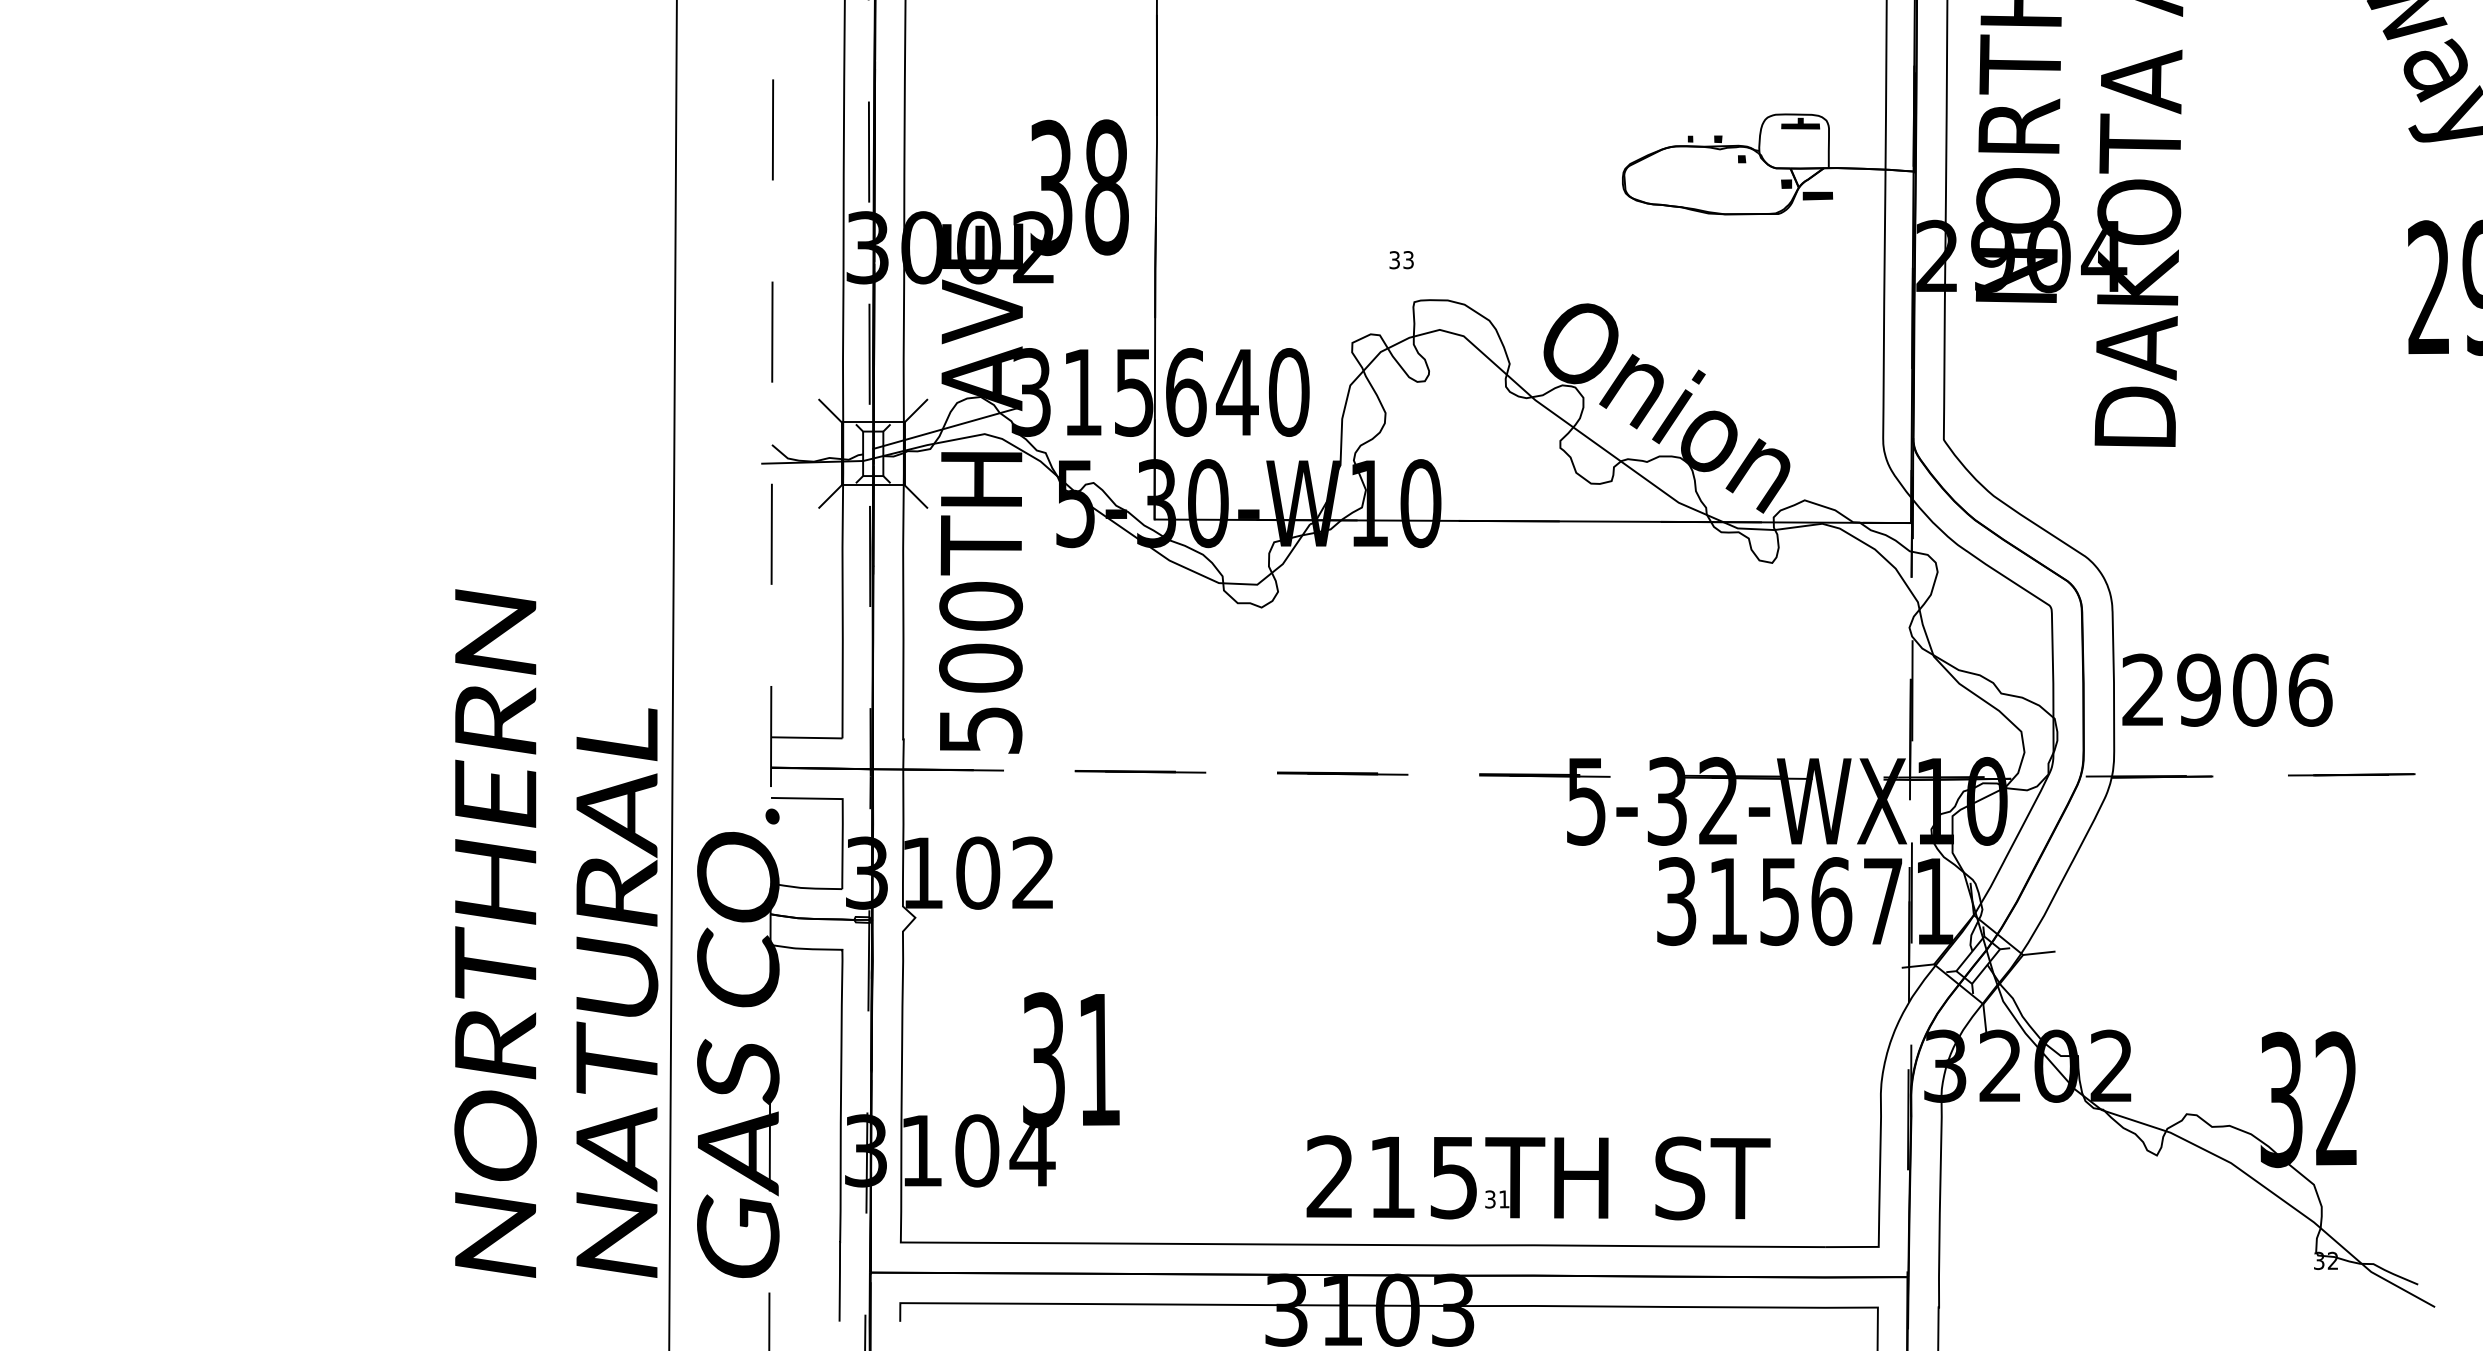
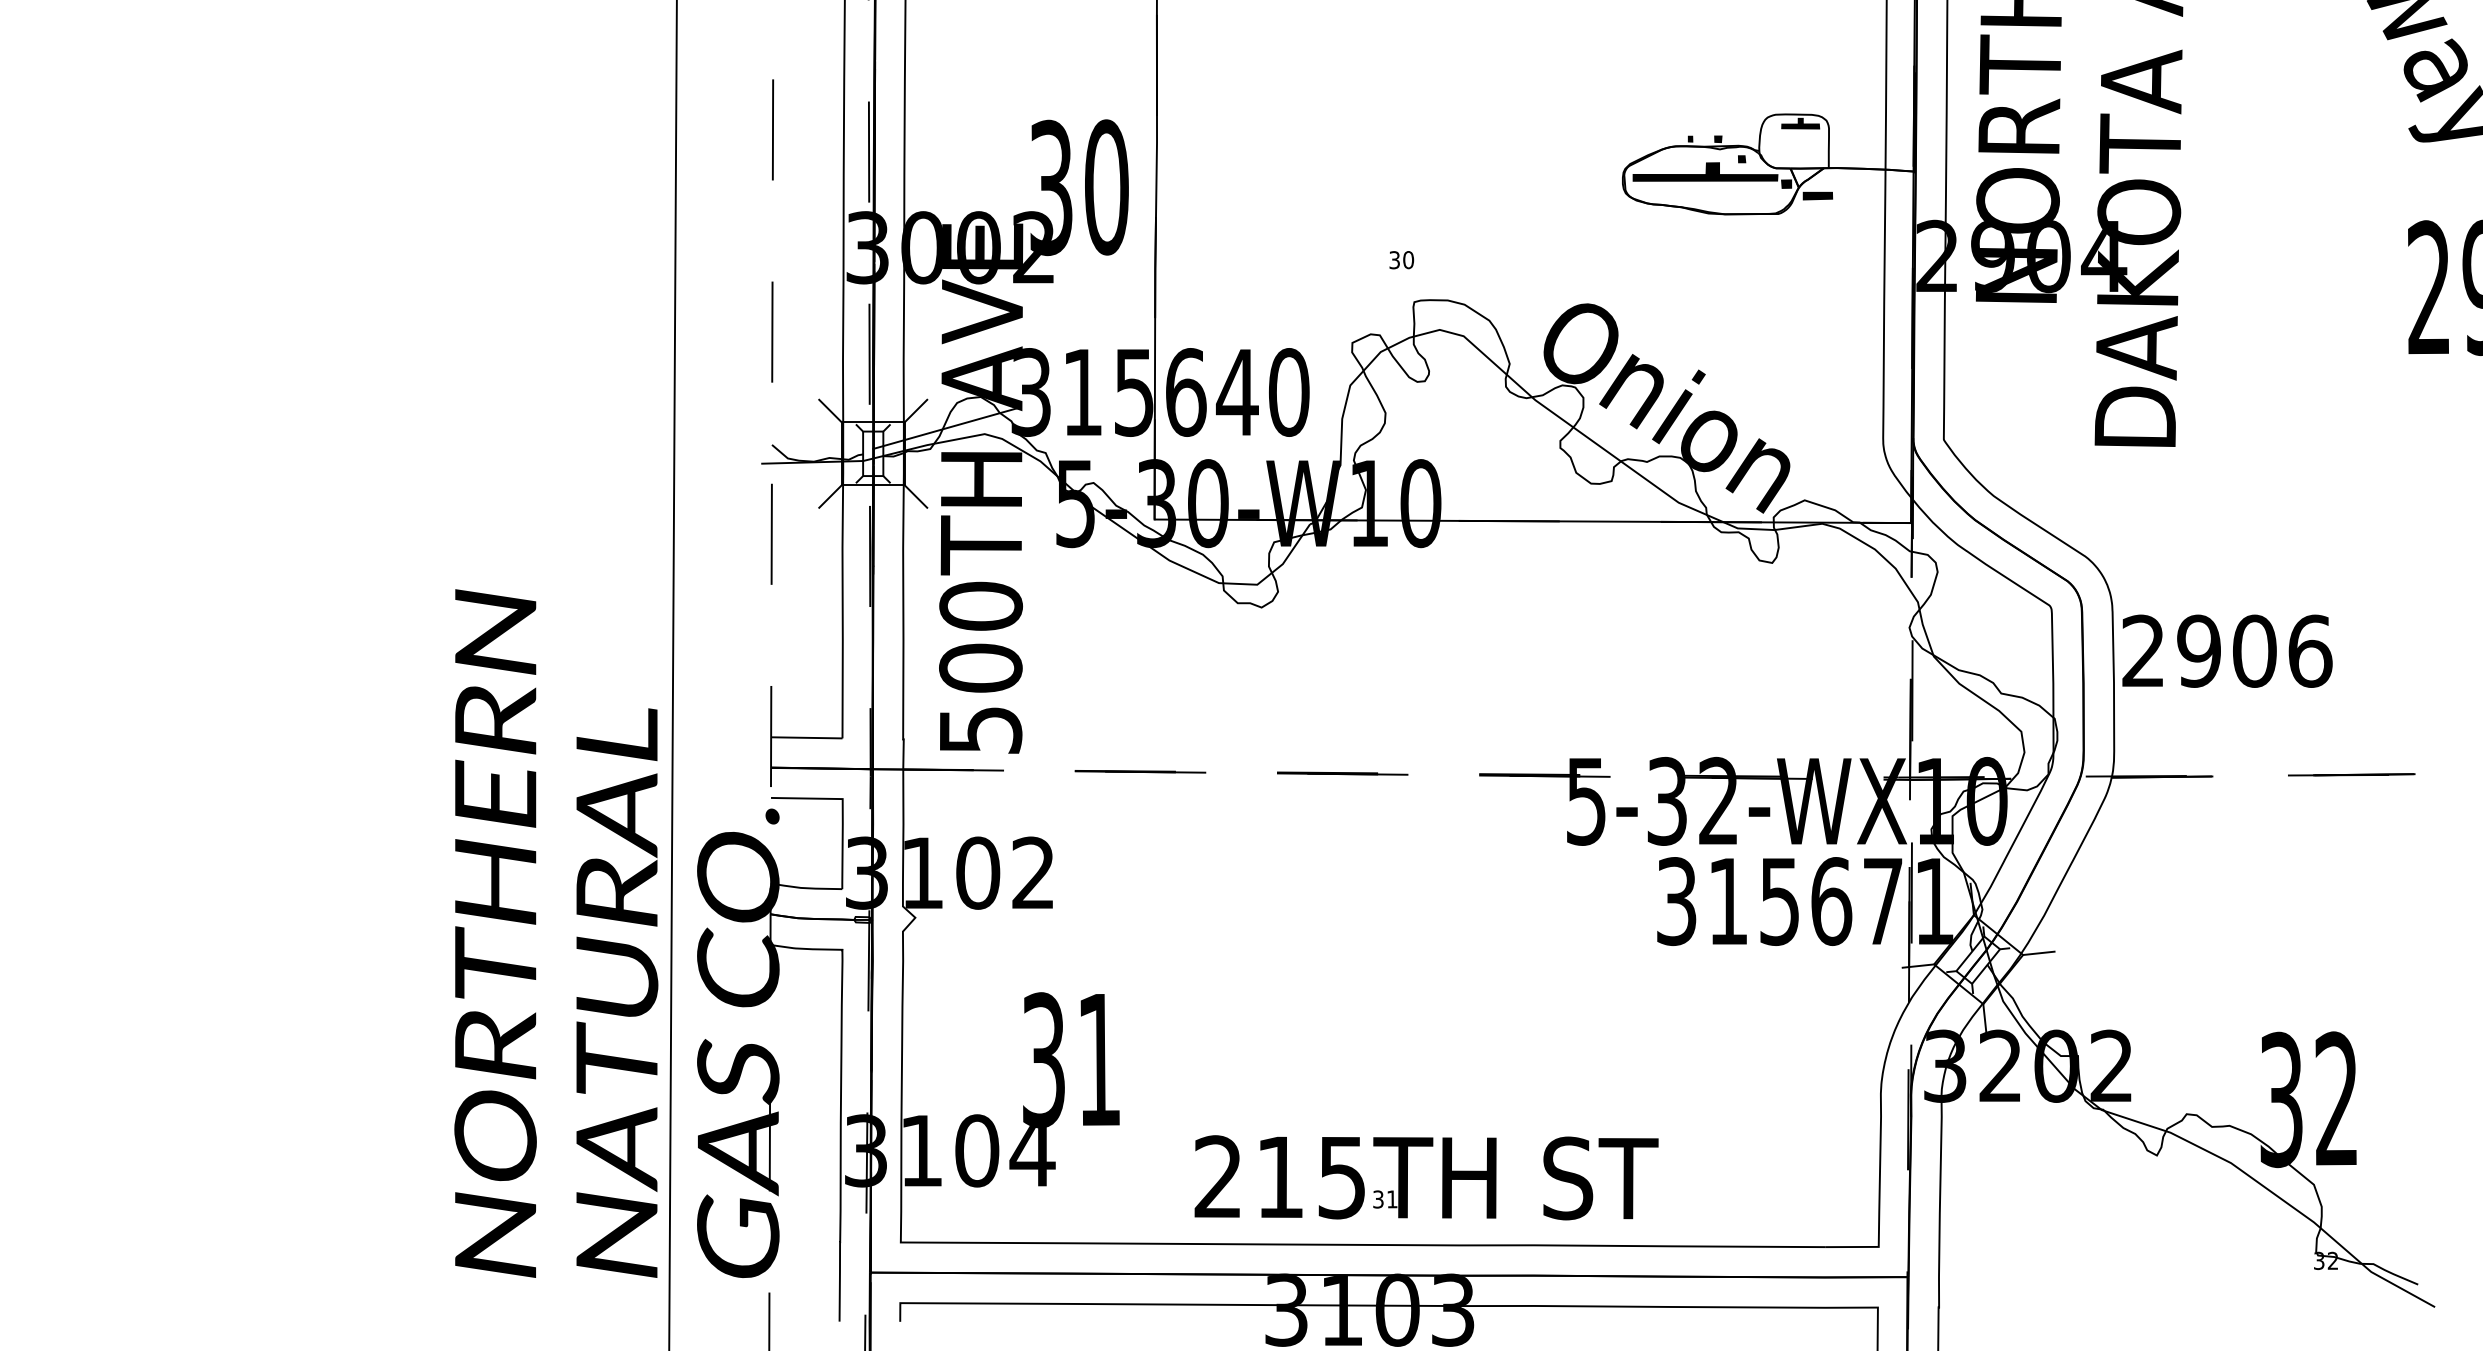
fill: none -> present (1705, 171)
text: 38 -> 30 (1106, 187)
text: 33 -> 30 (1408, 260)
text position: (2227, 689) -> (2227, 650) (2227, 650)
text position: (1538, 1177) -> (1426, 1177) (1426, 1177)
